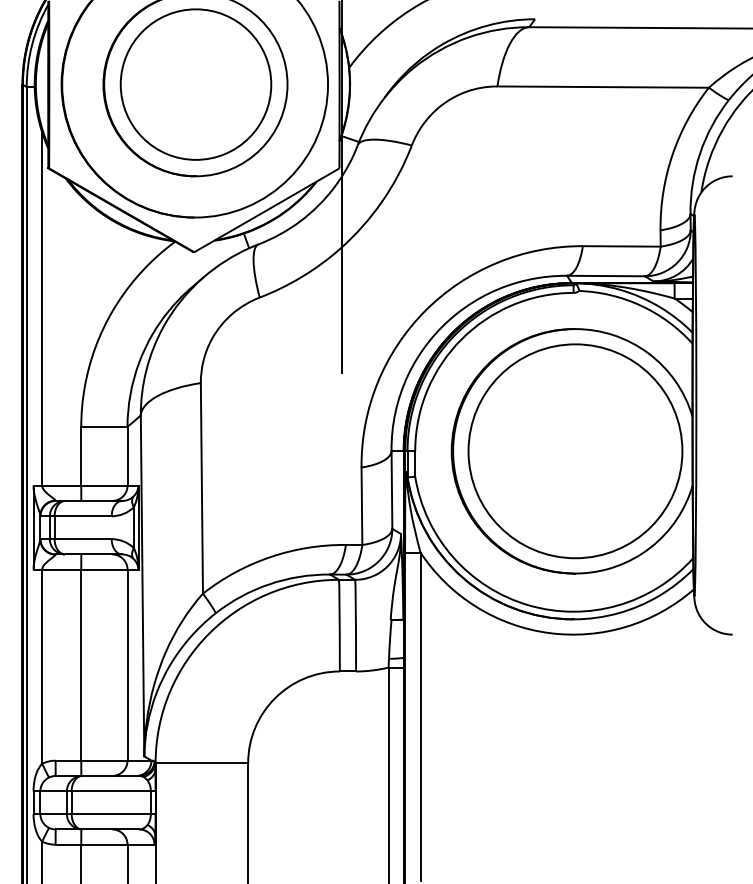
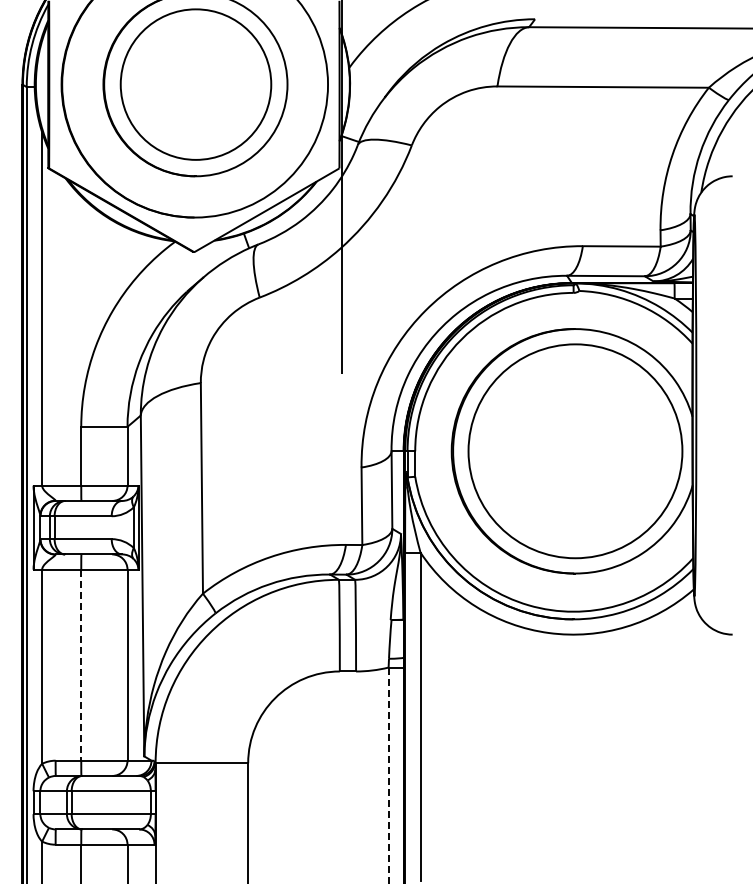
line: solid -> dashed (81, 665)
line: solid -> dashed (388, 775)
